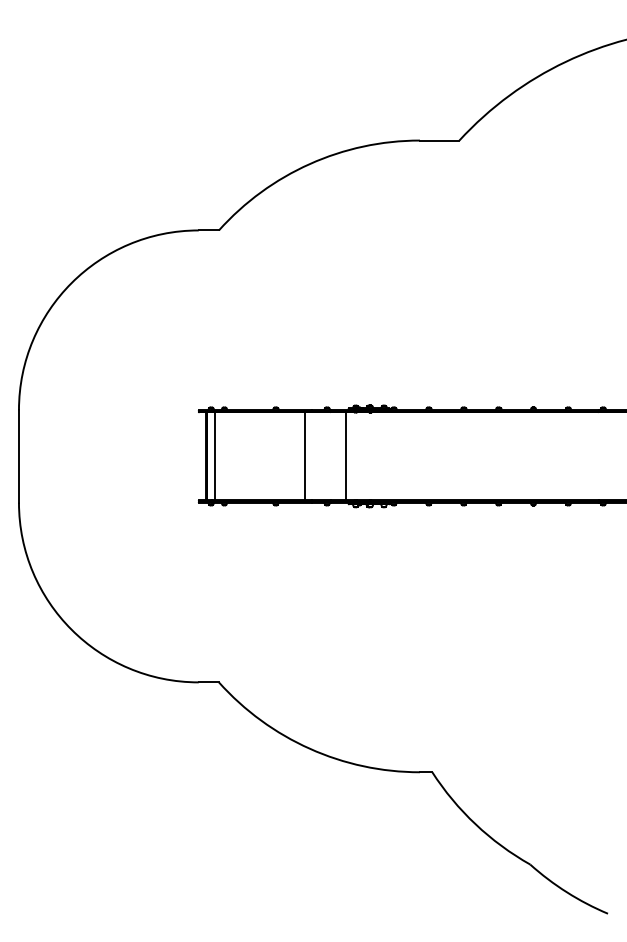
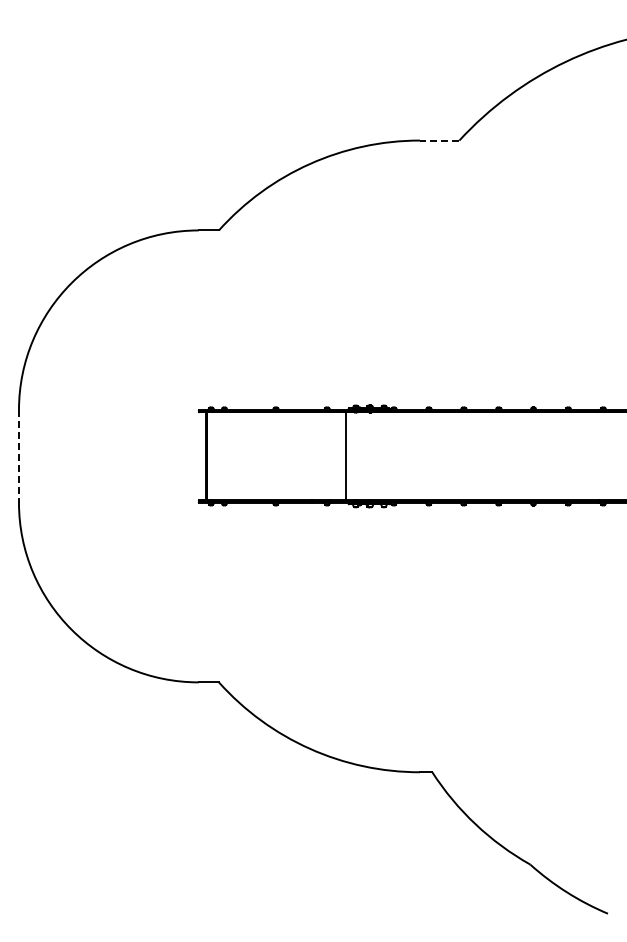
line: solid -> dashed (439, 140)
line: solid -> dashed (18, 456)
line: present -> none (215, 456)
line: present -> none (304, 456)
